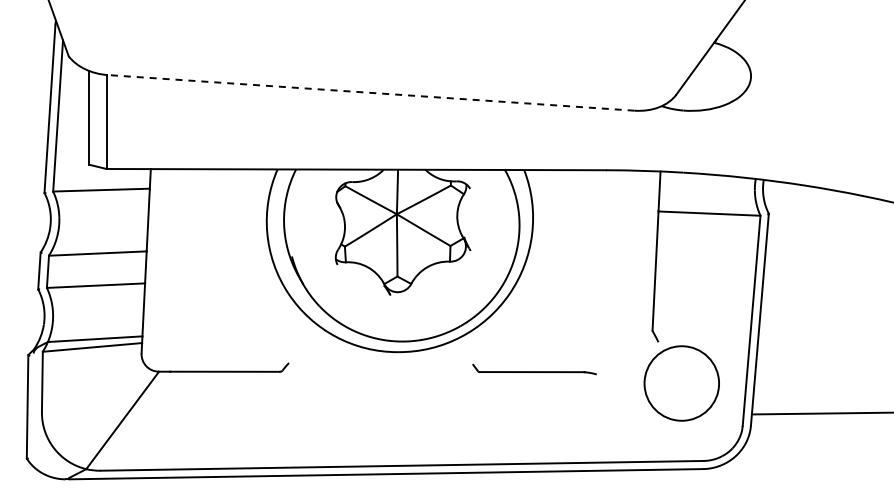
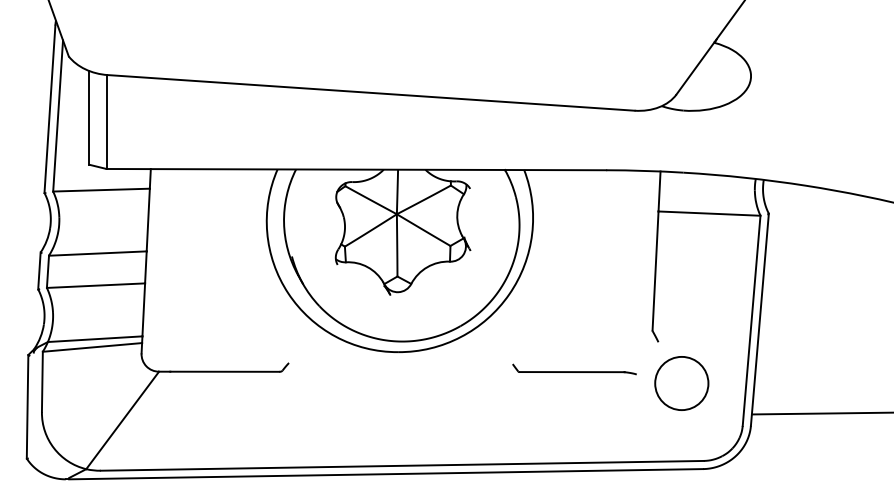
line: dashed -> solid (370, 92)
part position: (534, 369) -> (574, 369) (574, 369)
circle diameter: 75 px -> 53 px (681, 383)
